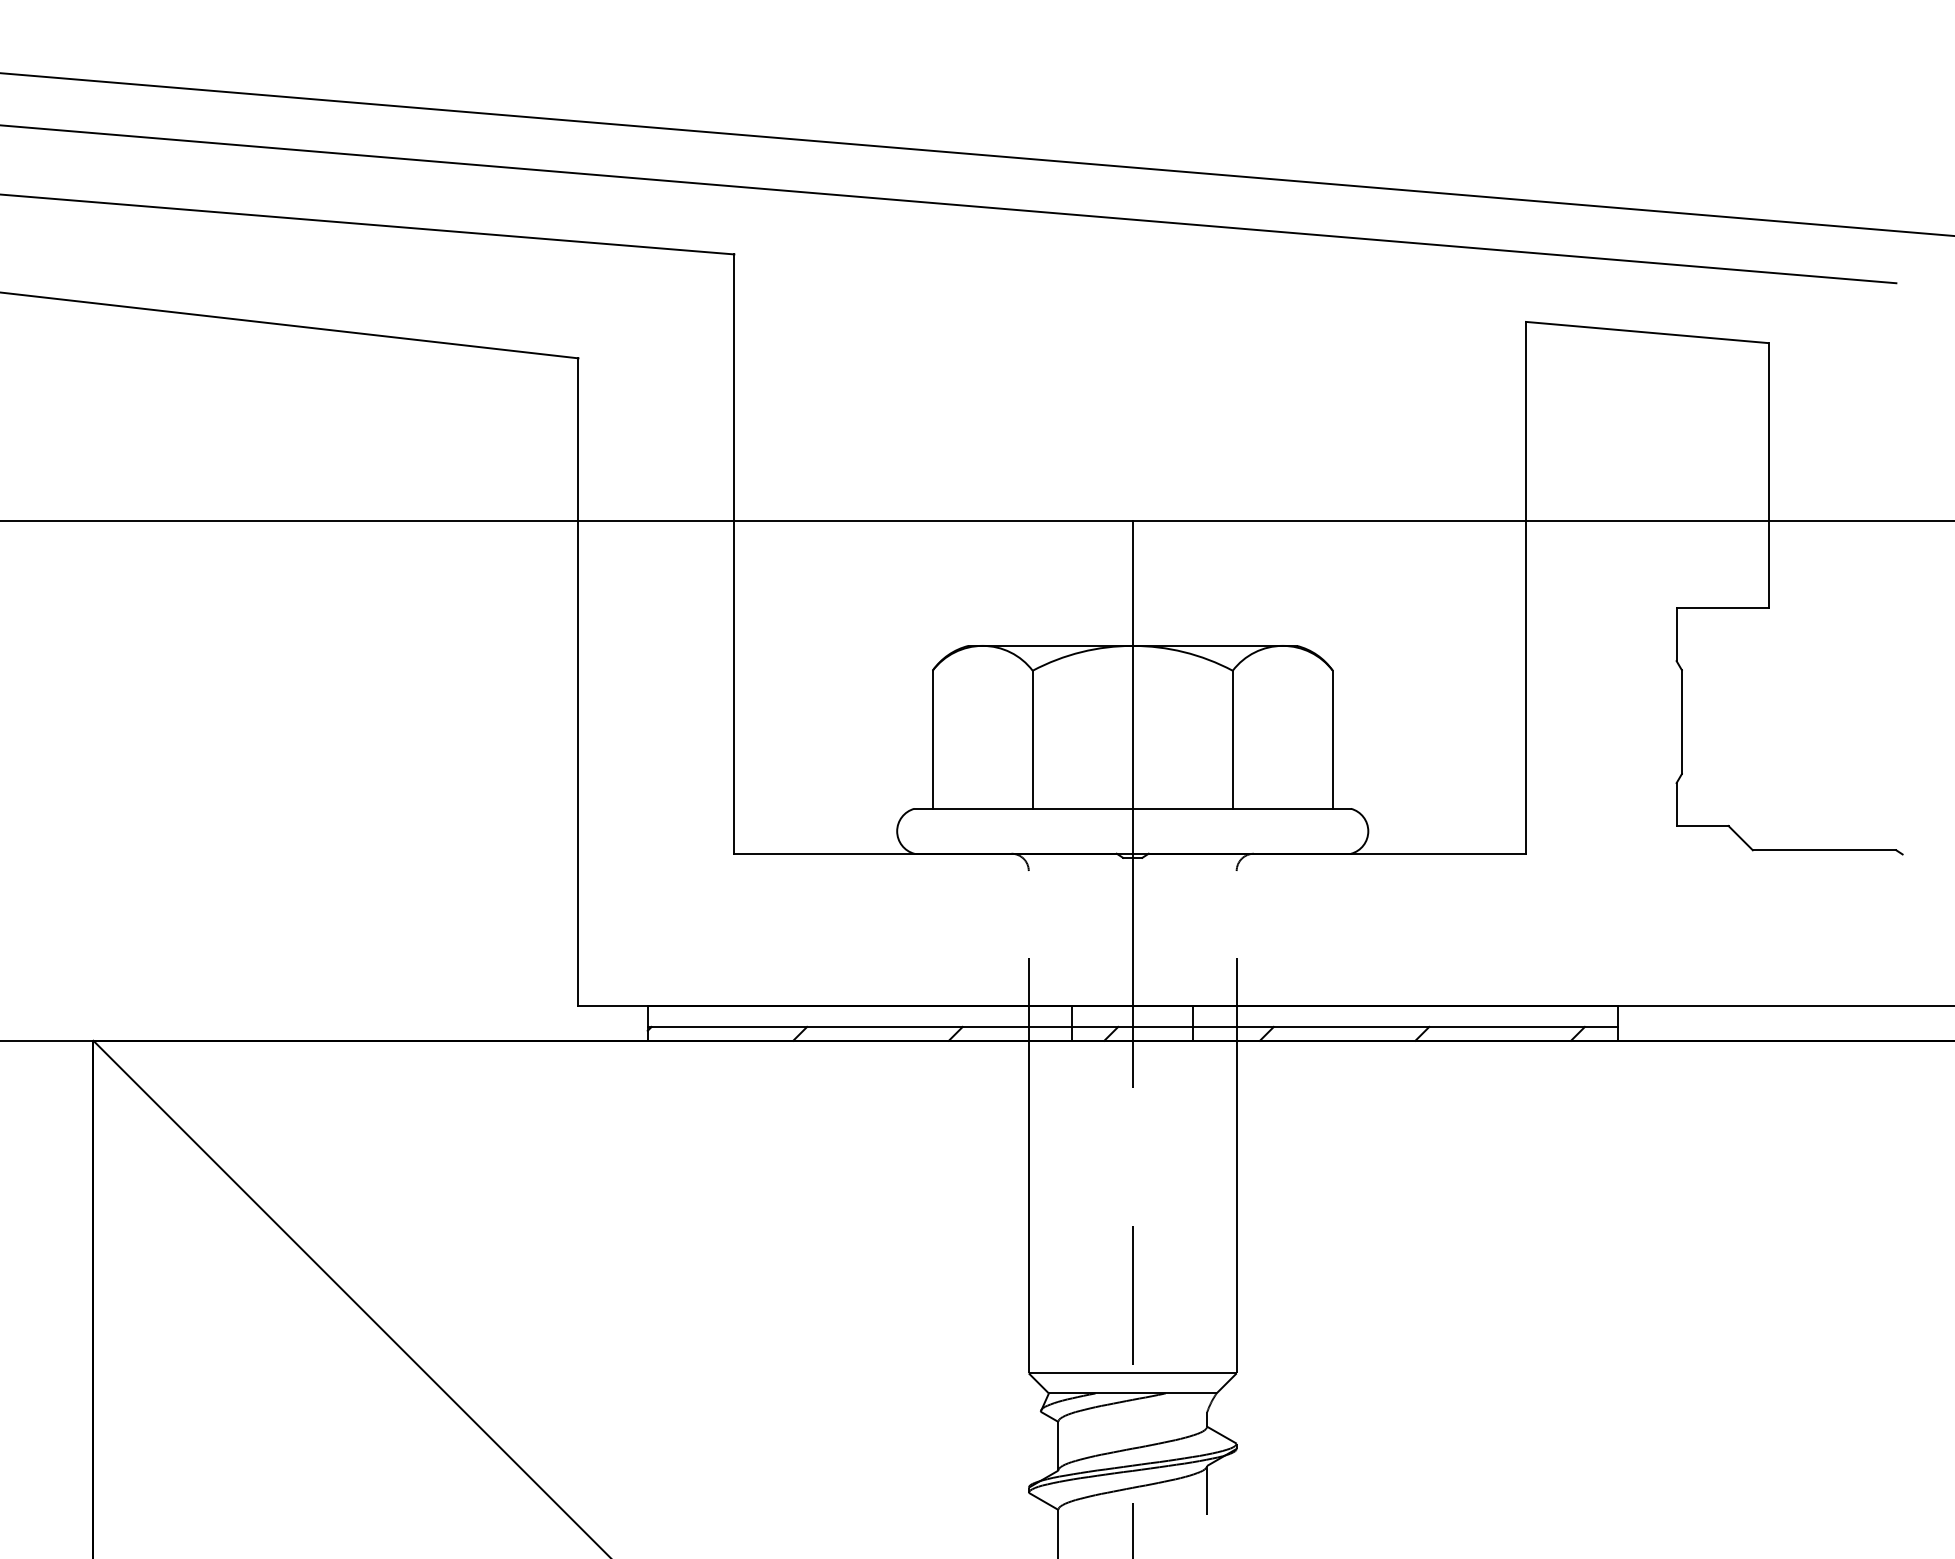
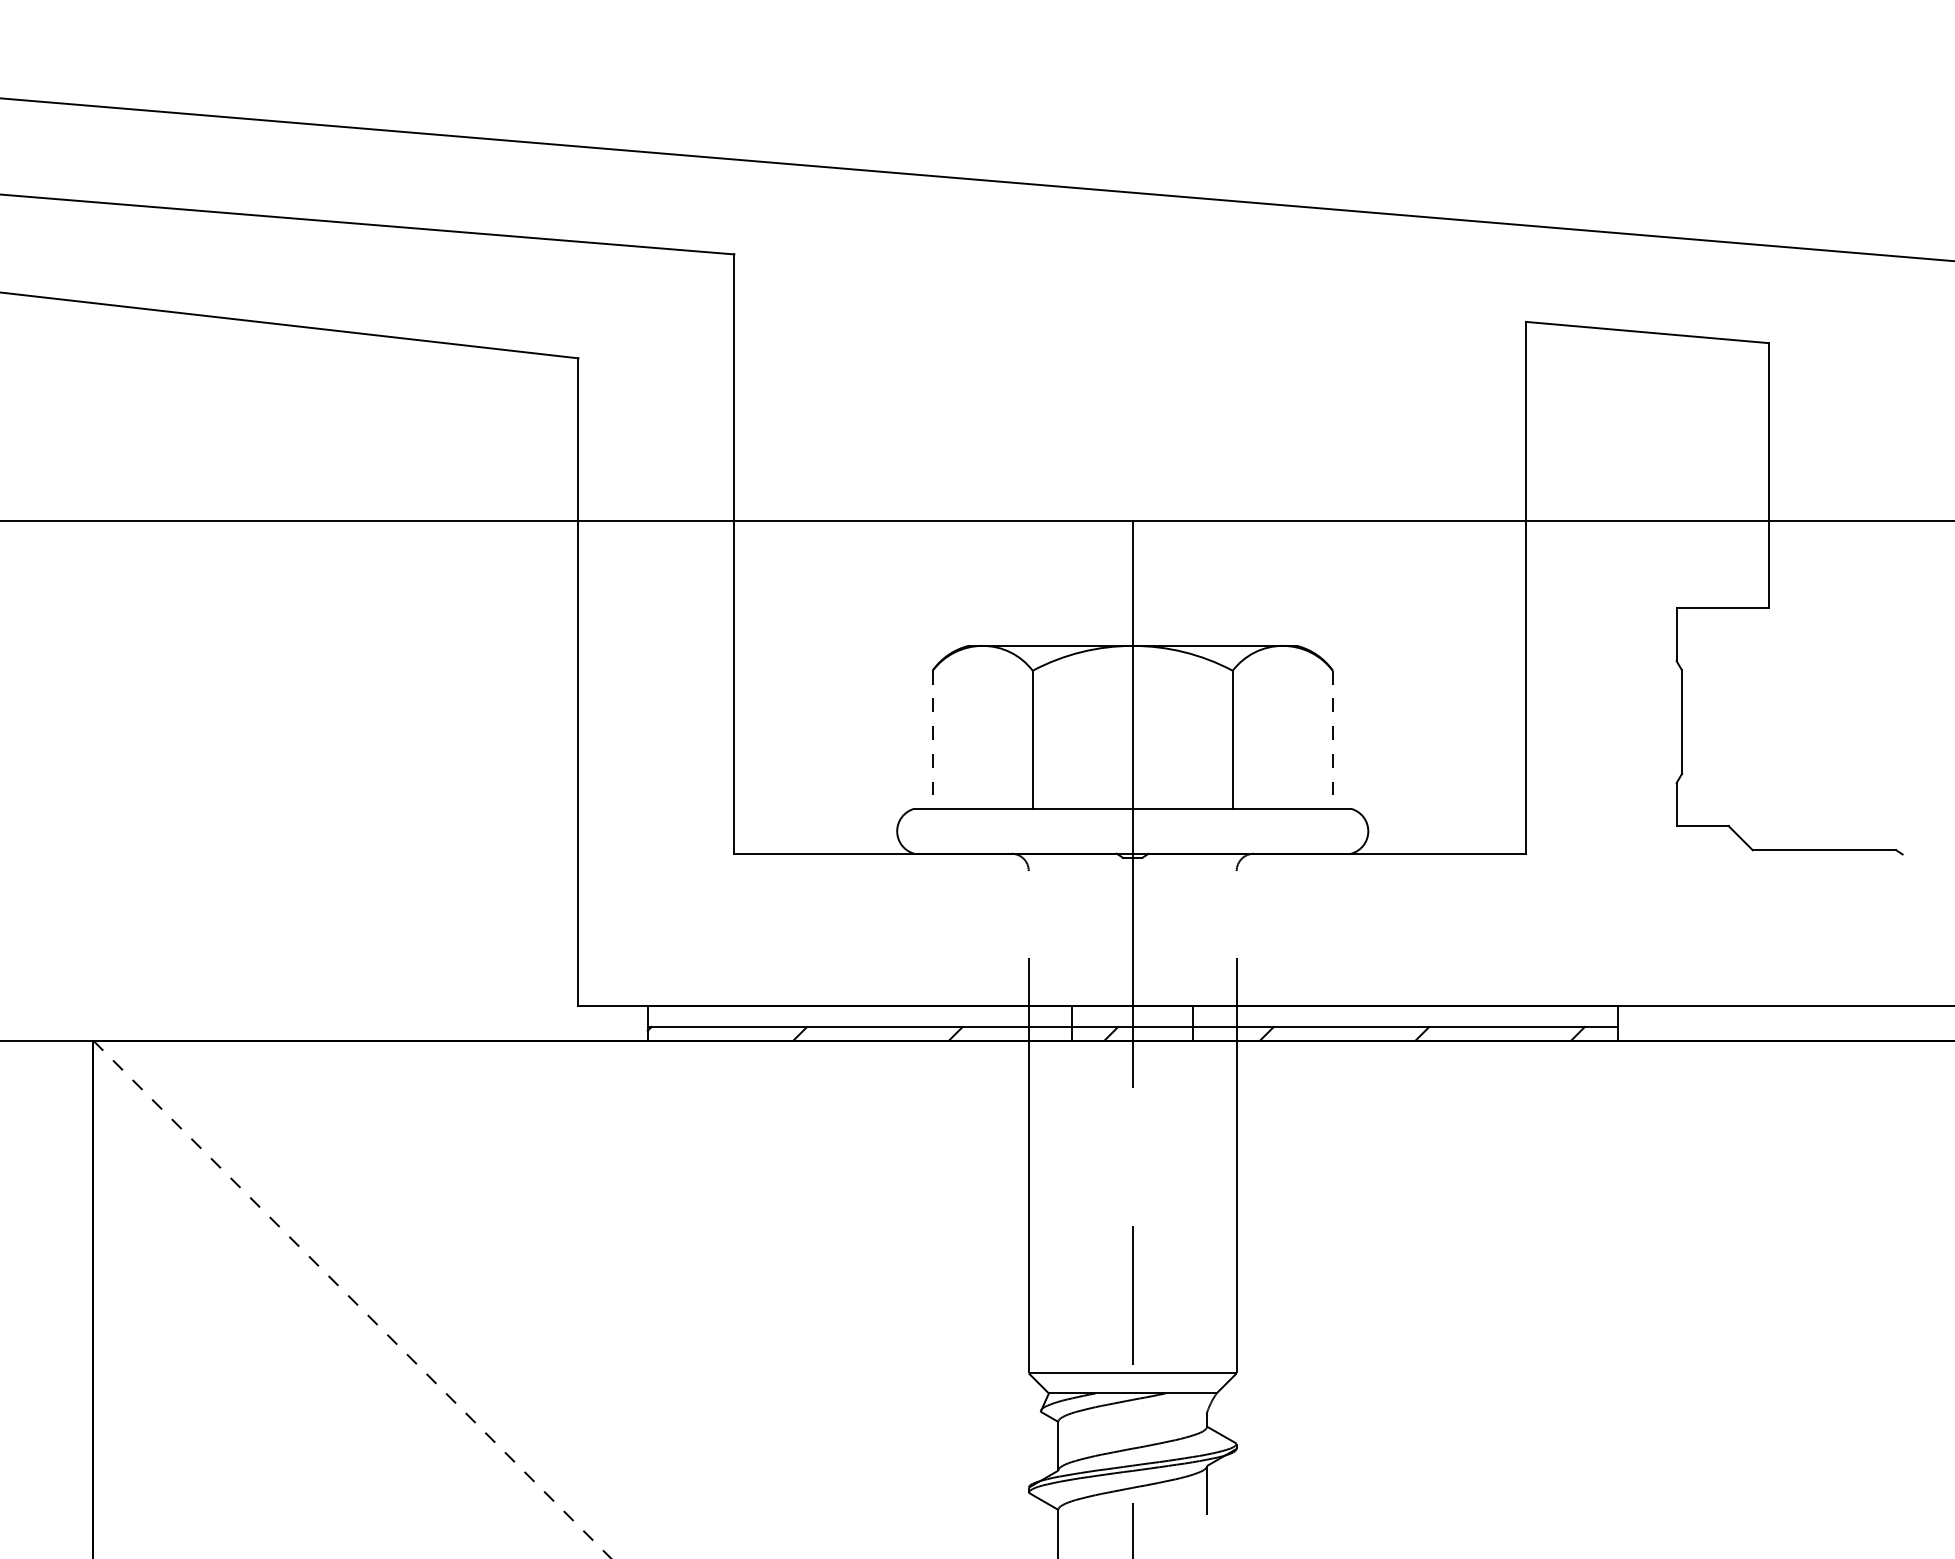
line position: (976, 154) -> (976, 179) (976, 179)
line: present -> none (949, 204)
line: solid -> dashed (932, 740)
line: solid -> dashed (1332, 740)
line: solid -> dashed (352, 1299)
